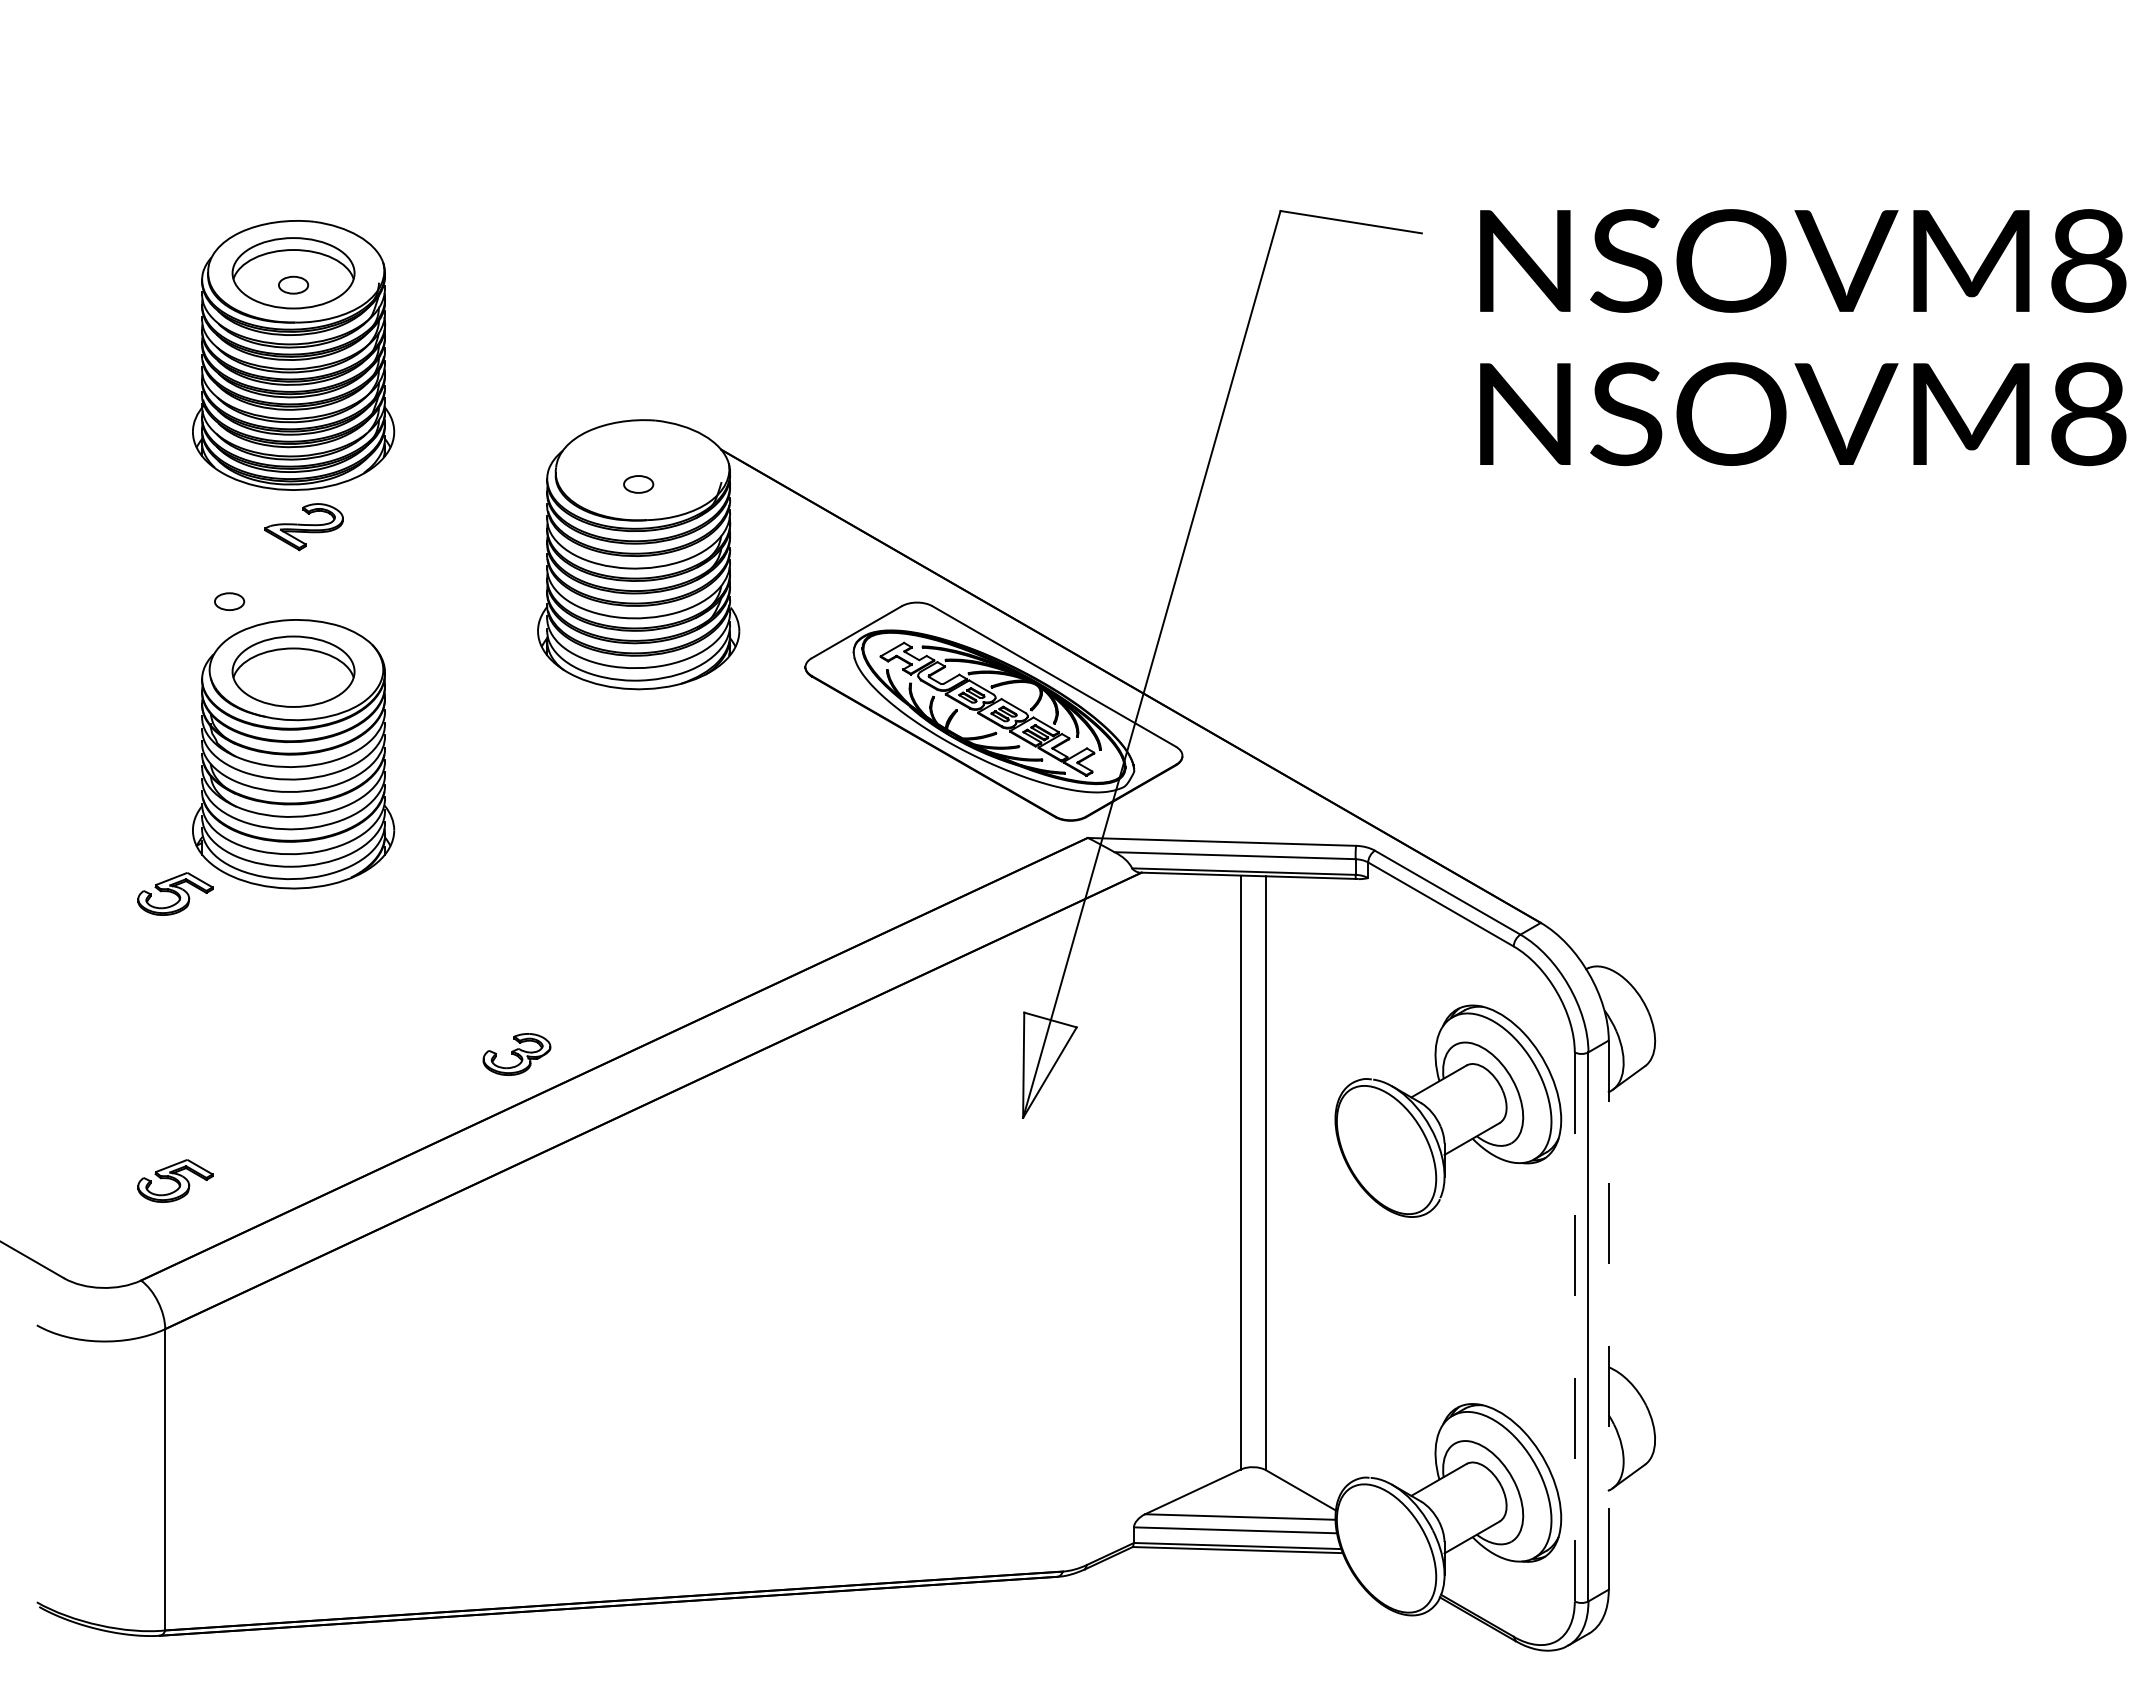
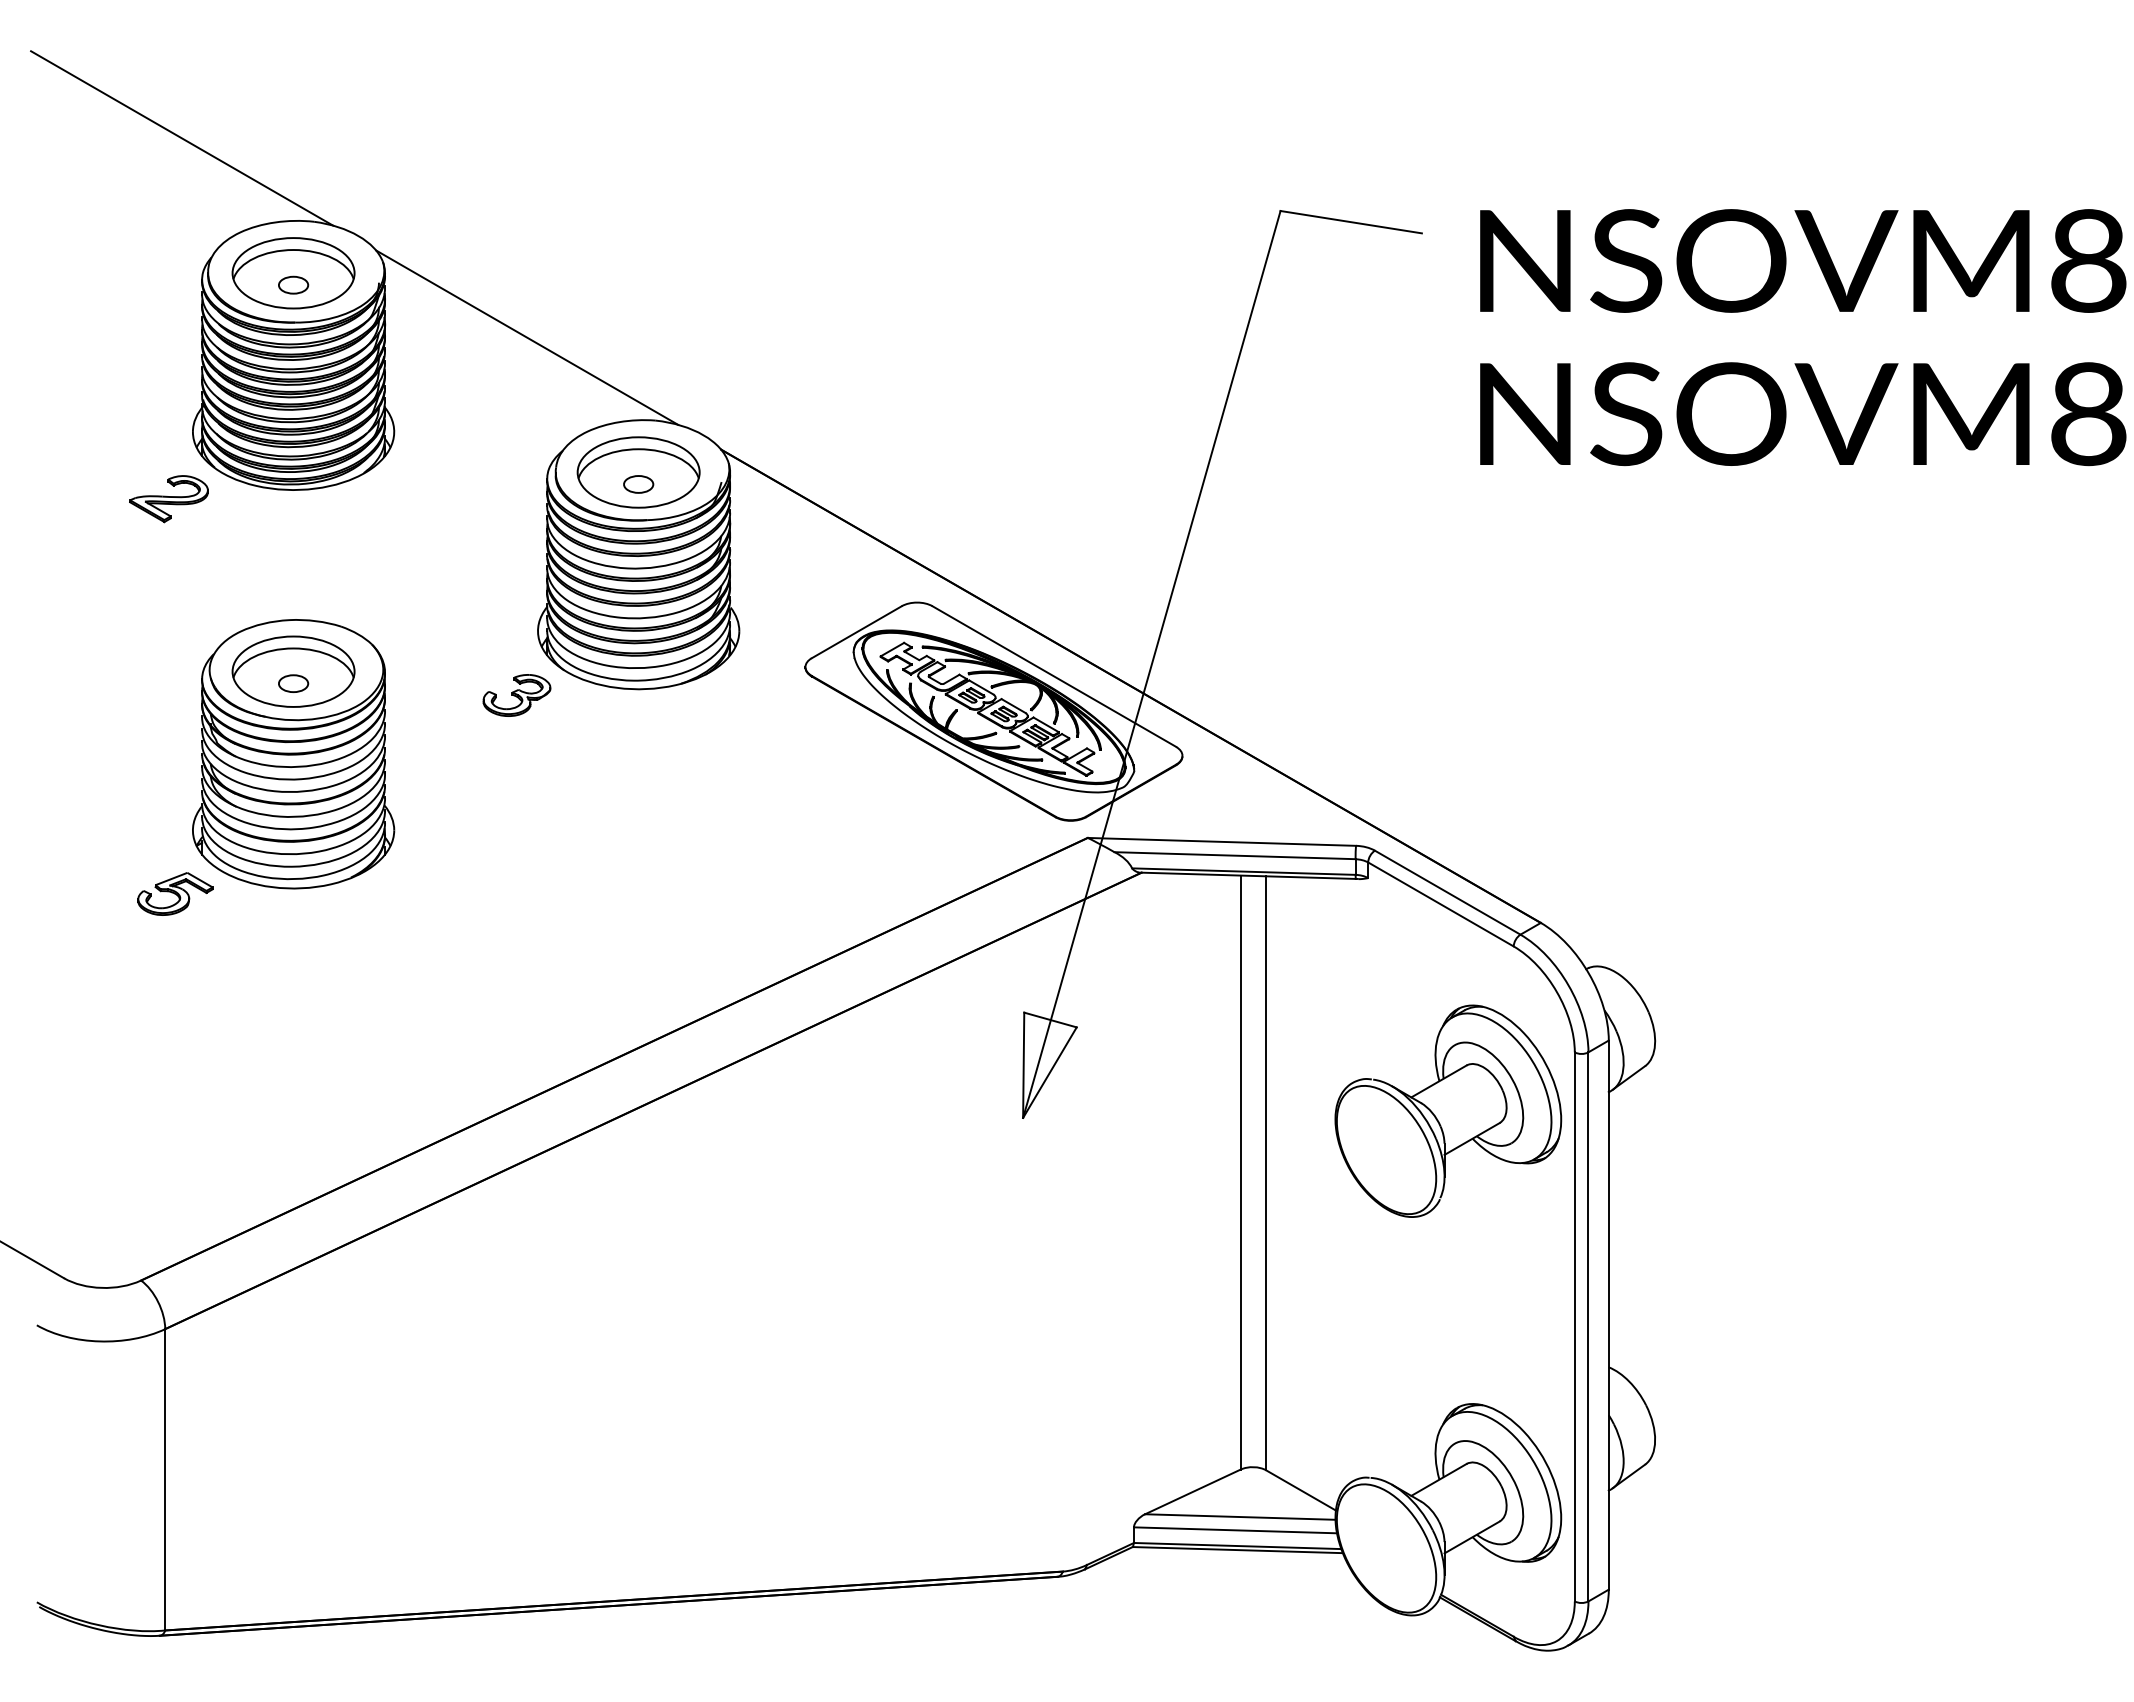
line: none -> present (182, 138)
line: none -> present (527, 337)
part: none -> present (638, 472)
part position: (303, 527) -> (168, 499) (168, 499)
part position: (229, 601) -> (293, 683) (293, 683)
part position: (516, 1054) -> (516, 695) (516, 695)
part: present -> none (175, 1180)
line: dashed -> solid (1608, 1315)
line: dashed -> solid (1574, 1326)
